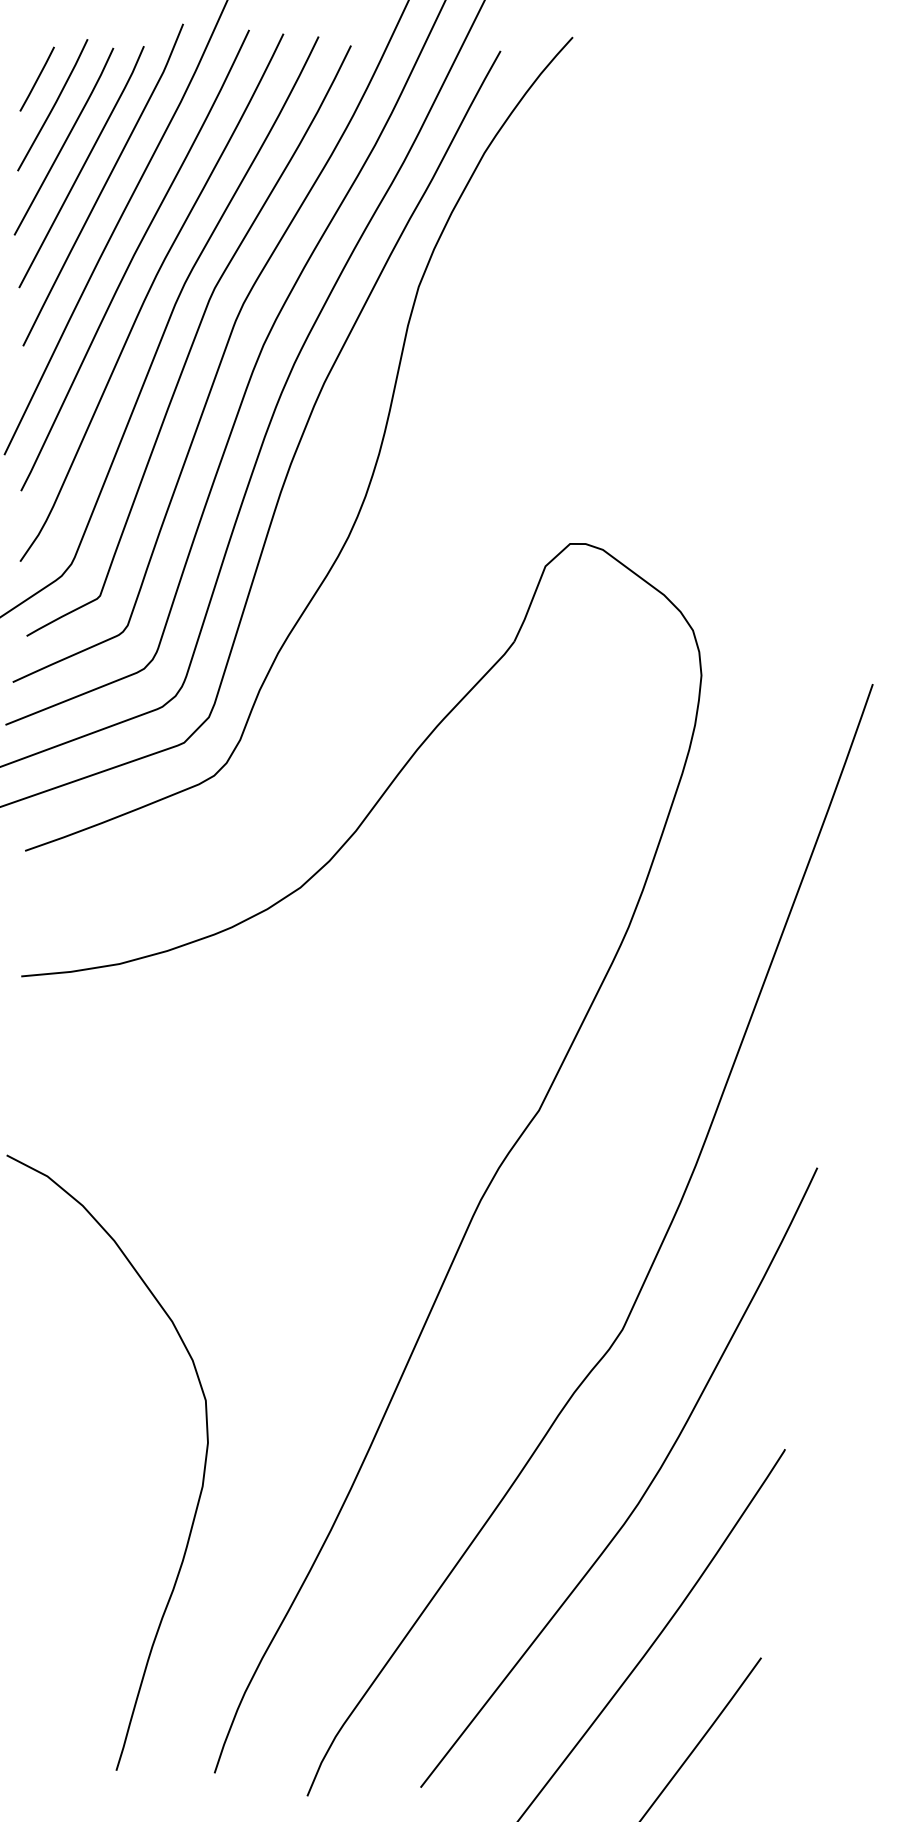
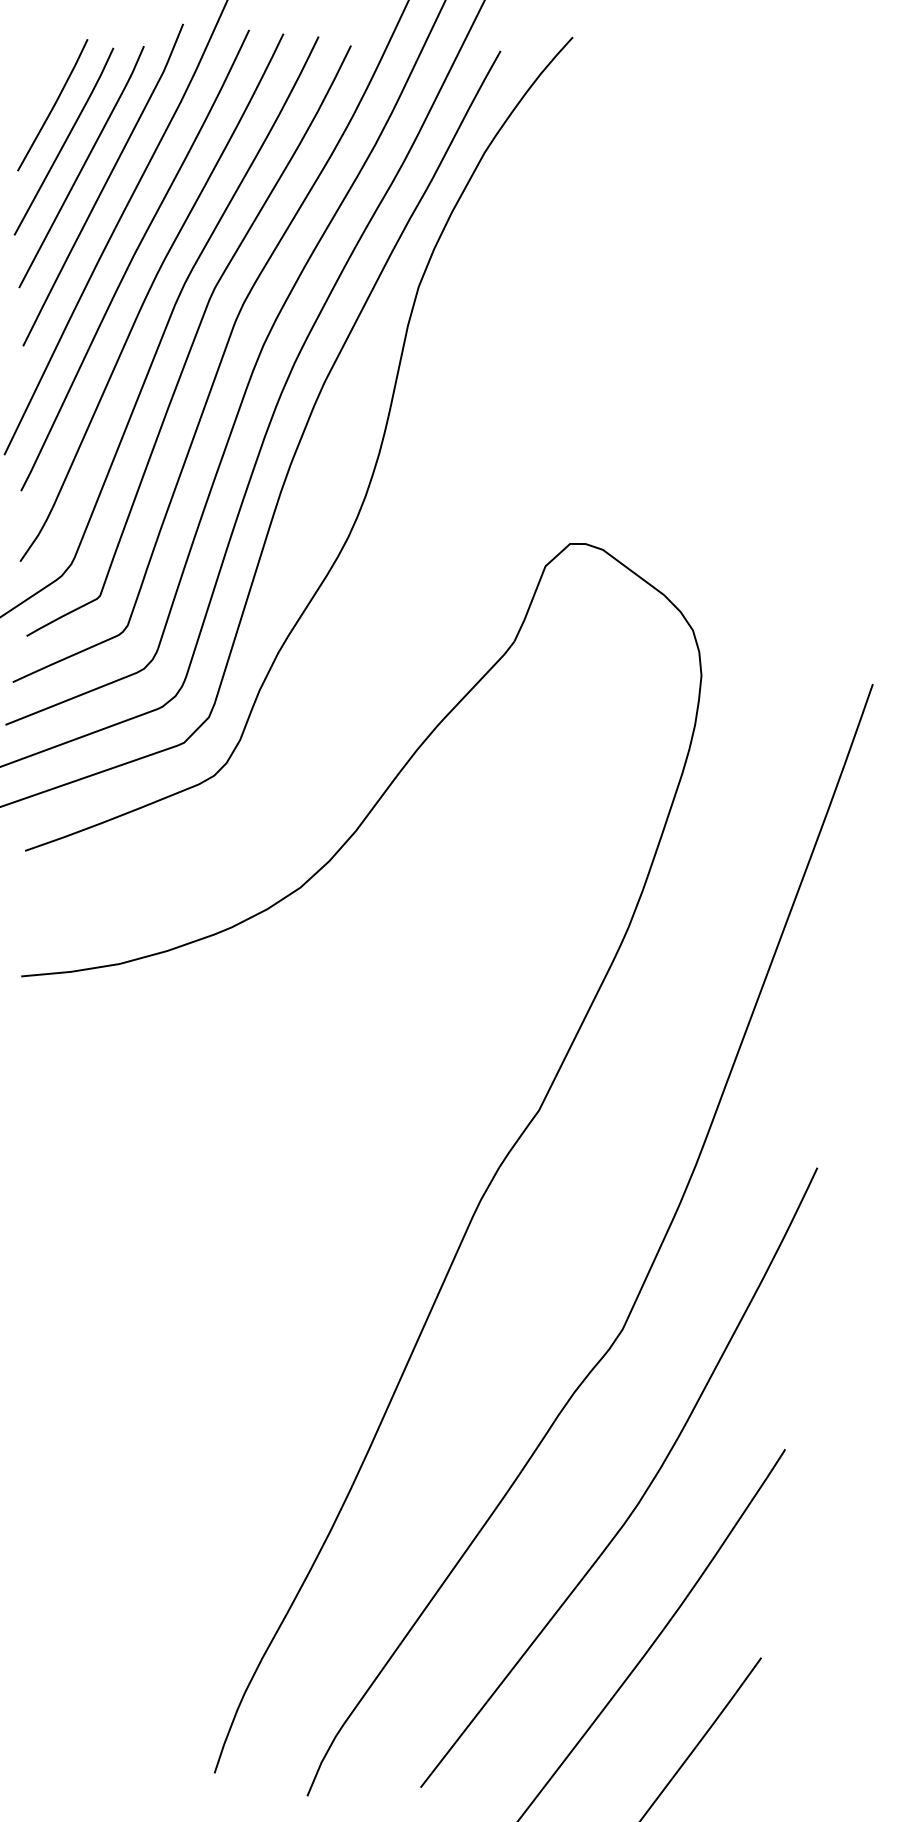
line: present -> none (36, 78)
curve: present -> none (202, 1477)
